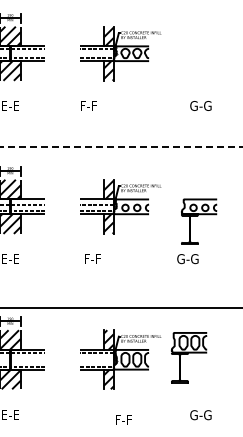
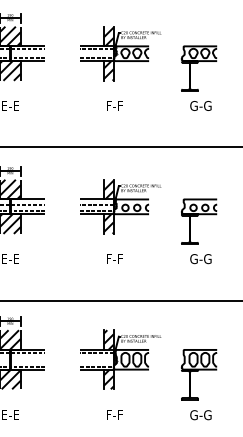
part: none -> present (198, 68)
text position: (88, 105) -> (114, 105) (114, 105)
line: dashed -> solid (121, 147)
text position: (92, 258) -> (114, 258) (114, 258)
text position: (187, 259) -> (200, 259) (200, 259)
line position: (120, 307) -> (120, 300) (120, 300)
part position: (189, 357) -> (199, 374) (199, 374)
text position: (123, 419) -> (114, 414) (114, 414)
